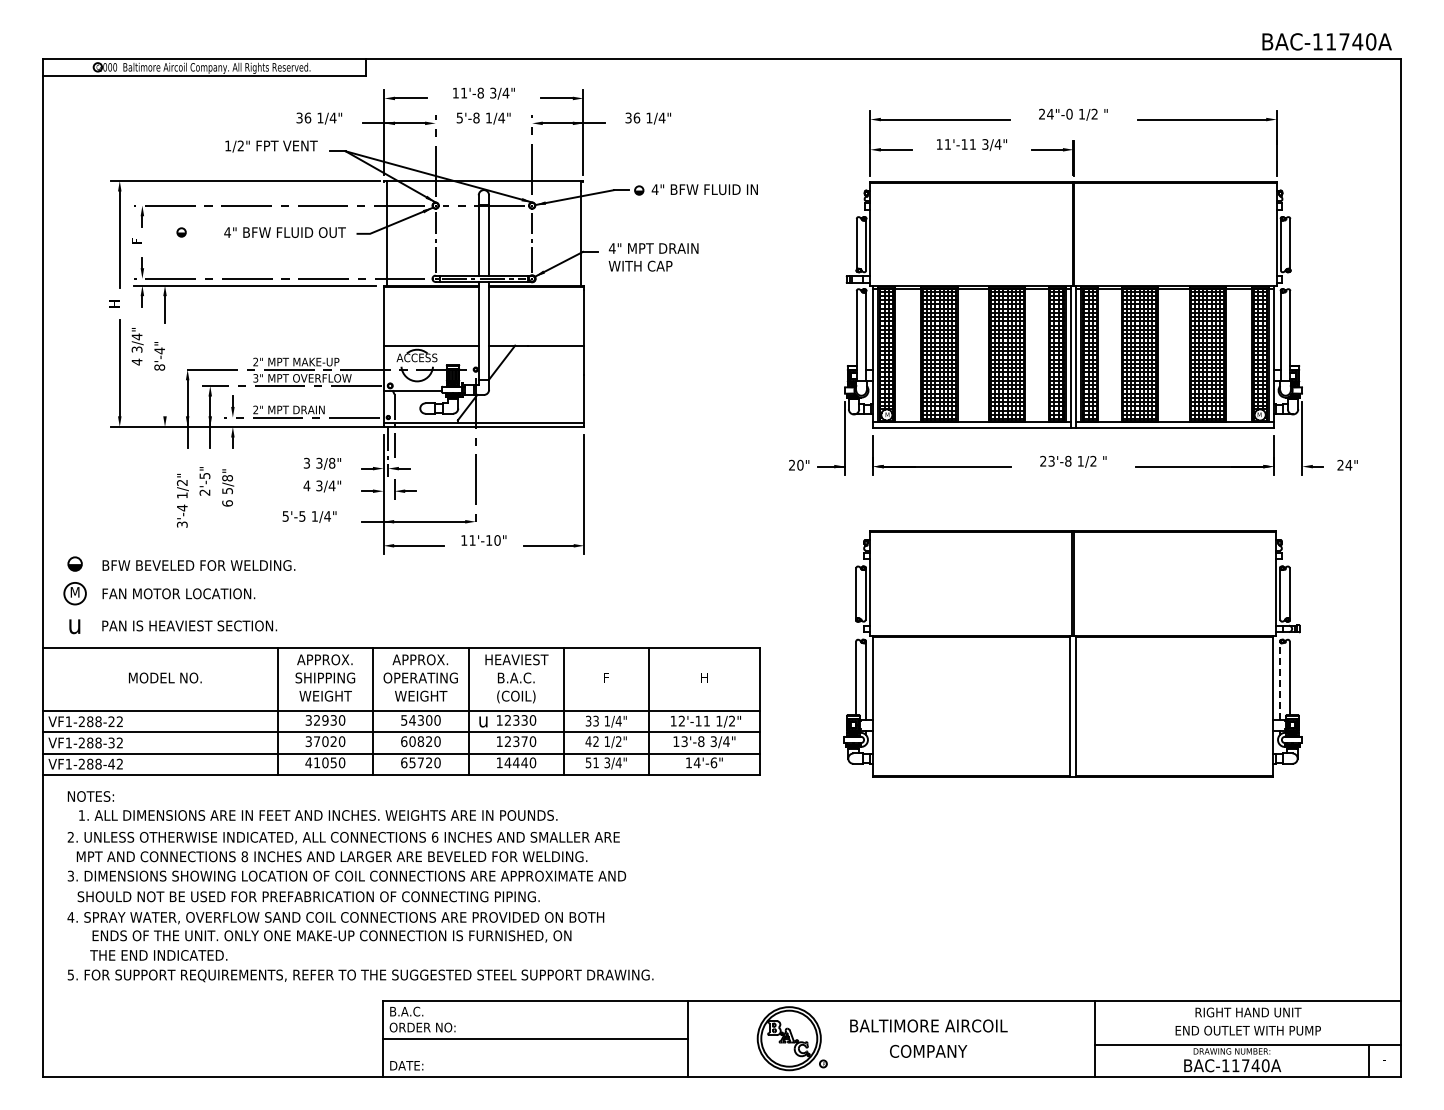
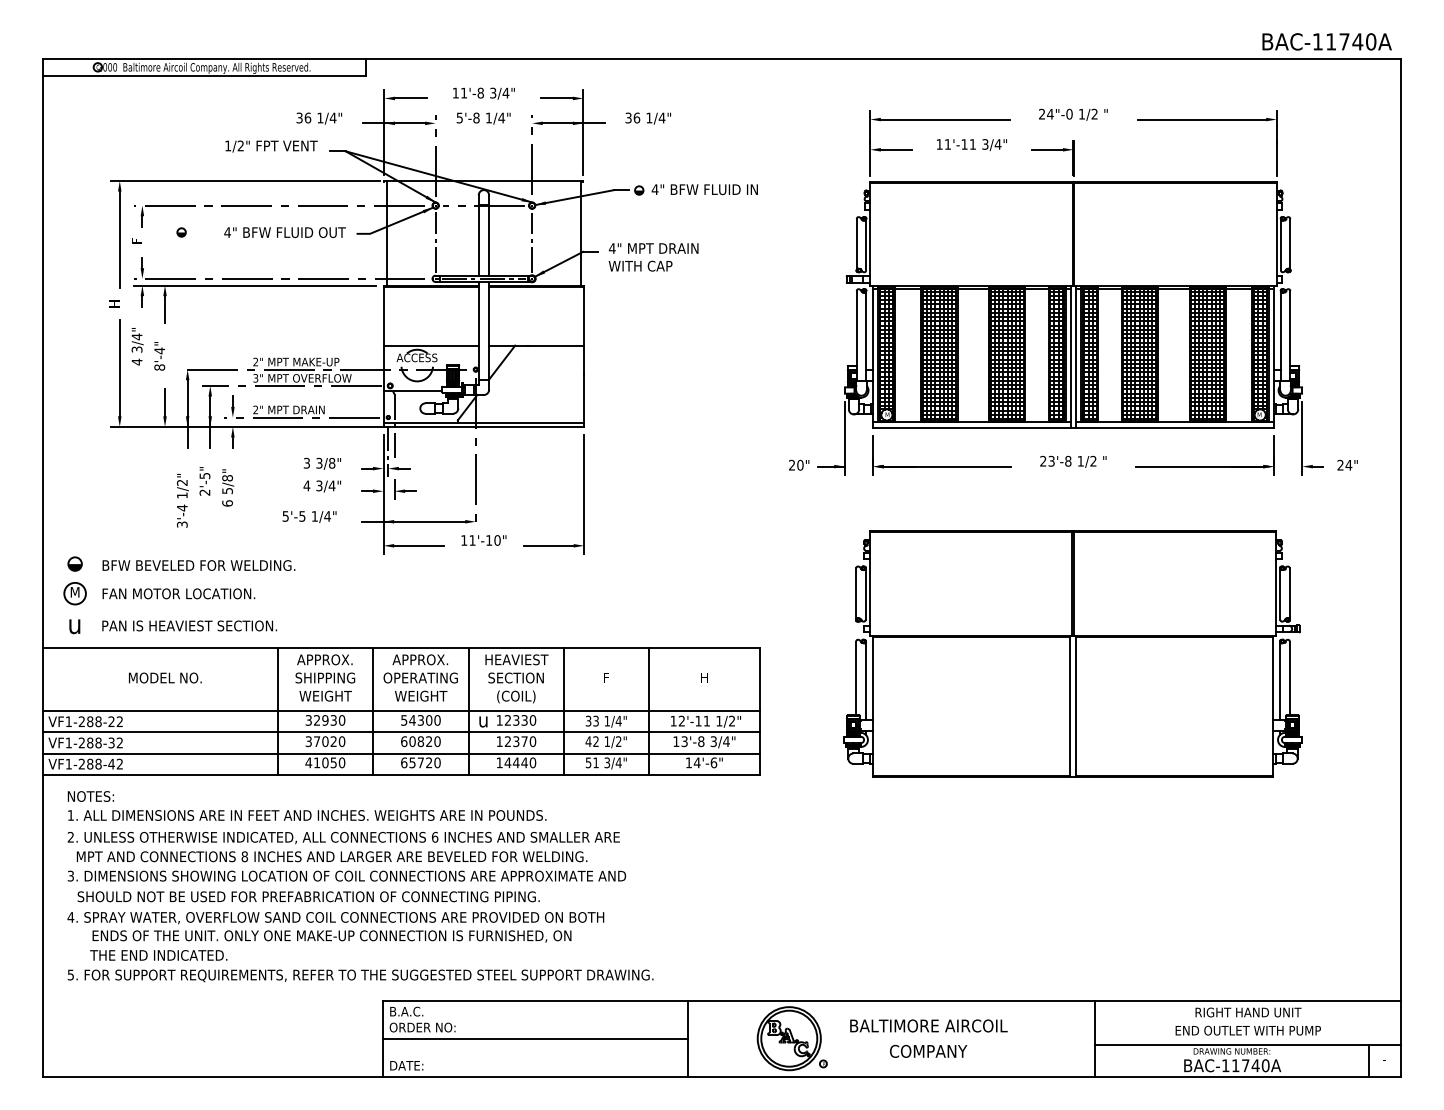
line: none -> present (165, 402)
text: B.A.C. -> SECTION (515, 677)
line: dashed -> solid (1280, 680)
text position: (318, 815) -> (307, 815) (307, 815)
